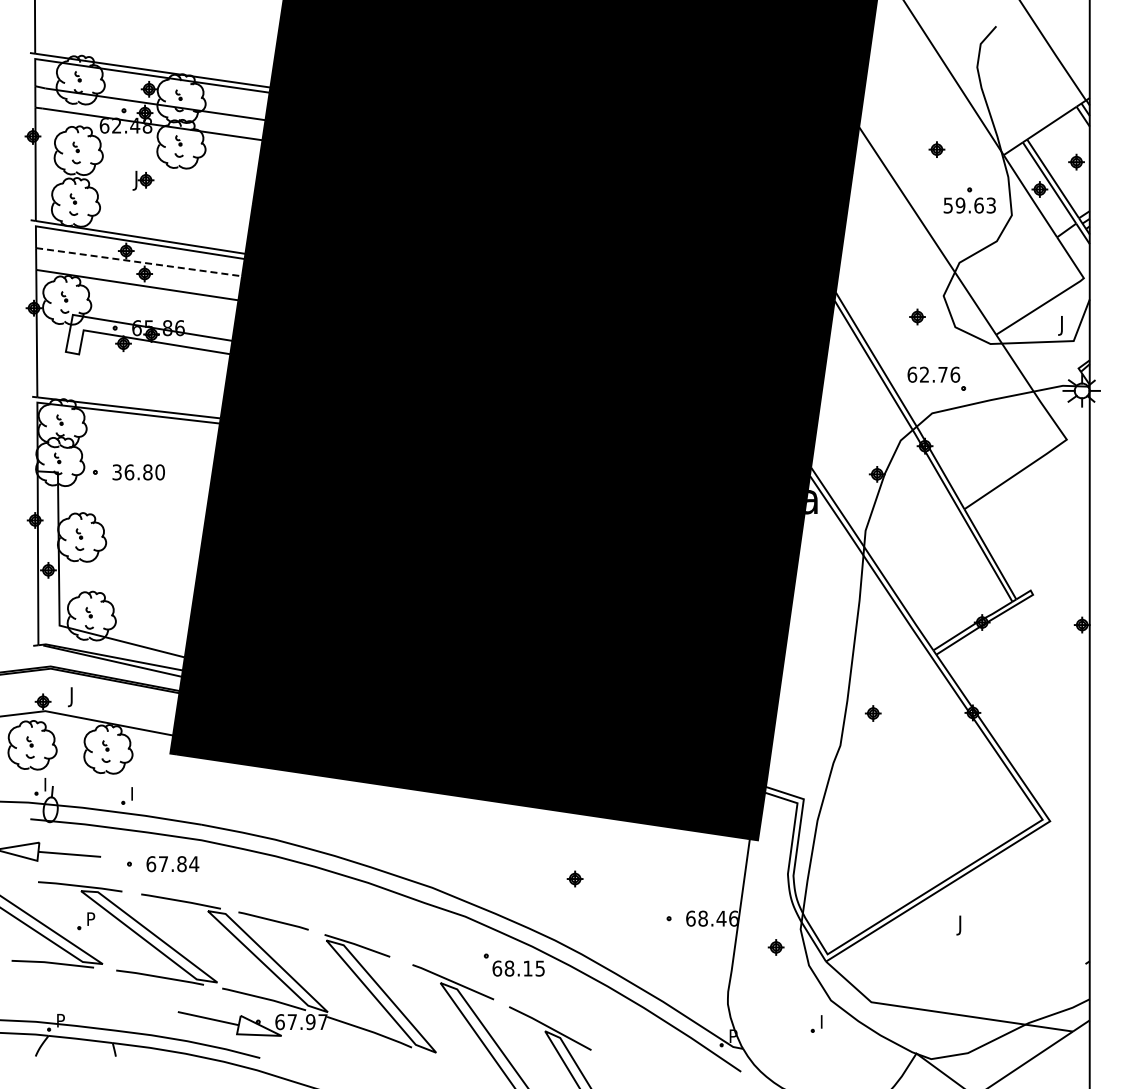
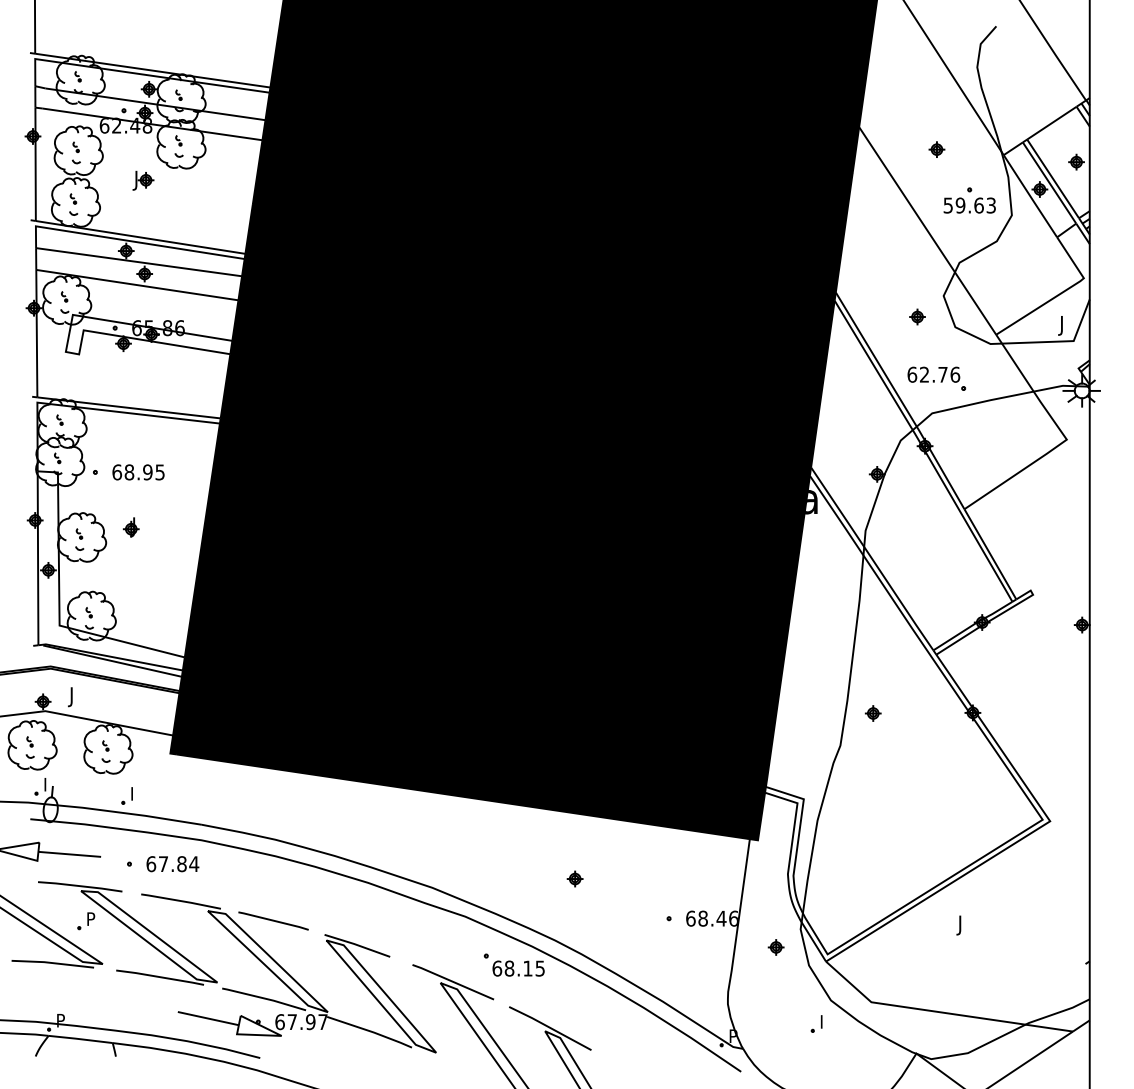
line: dashed -> solid (139, 262)
text: 36.80 -> 68.95 (138, 472)
part: none -> present (130, 527)
